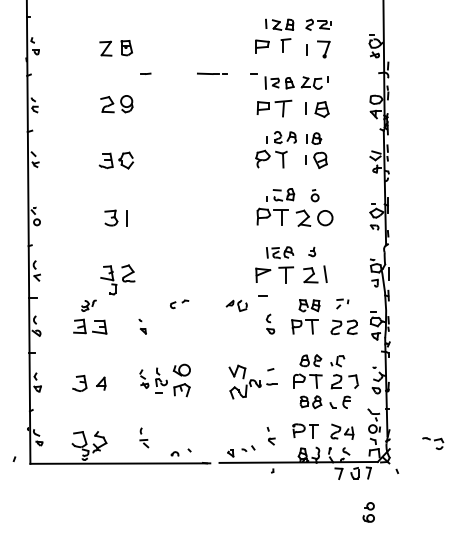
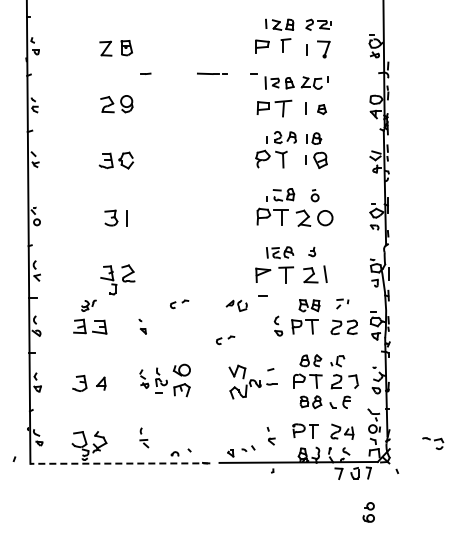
part size: 16x17 px -> 10x12 px (321, 109)
part position: (270, 323) -> (278, 325) (278, 325)
part: none -> present (225, 340)
line: solid -> dashed (120, 463)
